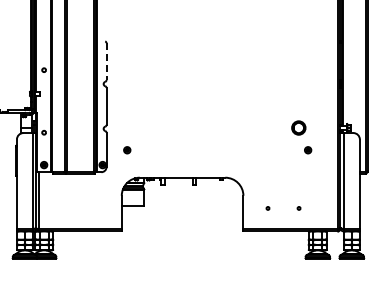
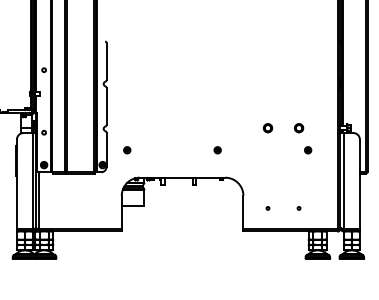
line: dashed -> solid (106, 62)
part size: 16x16 px -> 11x11 px (299, 128)
part: none -> present (267, 128)
part: none -> present (217, 150)
